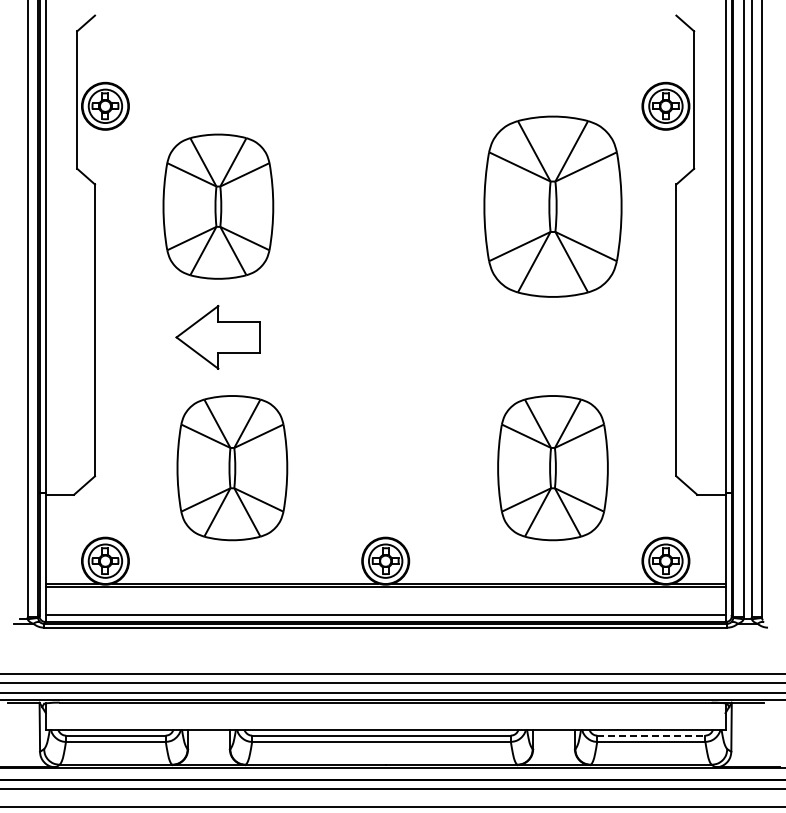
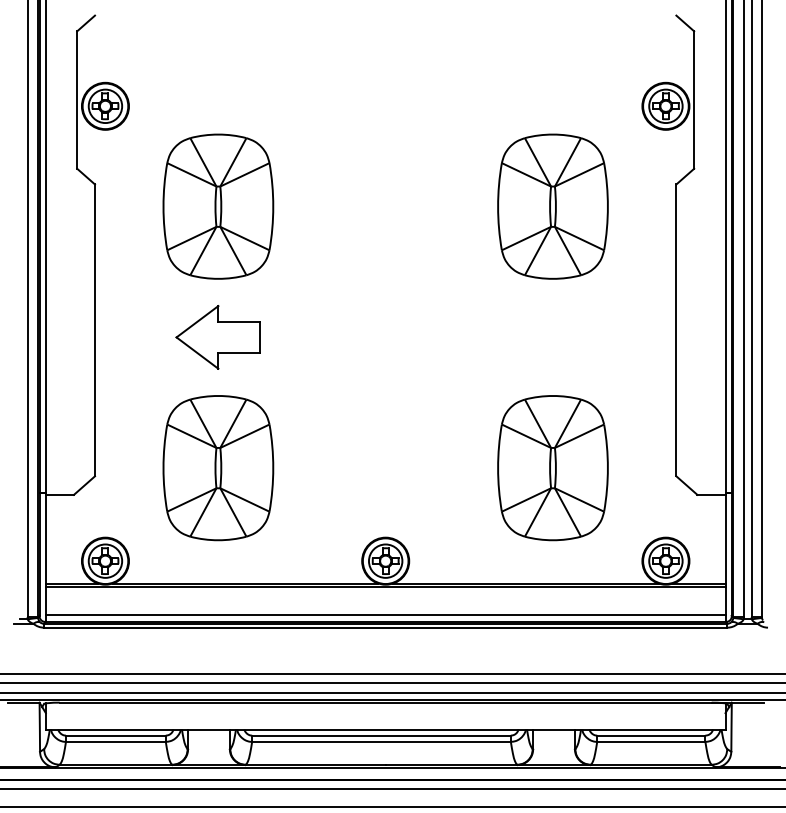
part size: 140x183 px -> 112x147 px (552, 206)
part position: (232, 468) -> (218, 468) (218, 468)
line: dashed -> solid (651, 735)
